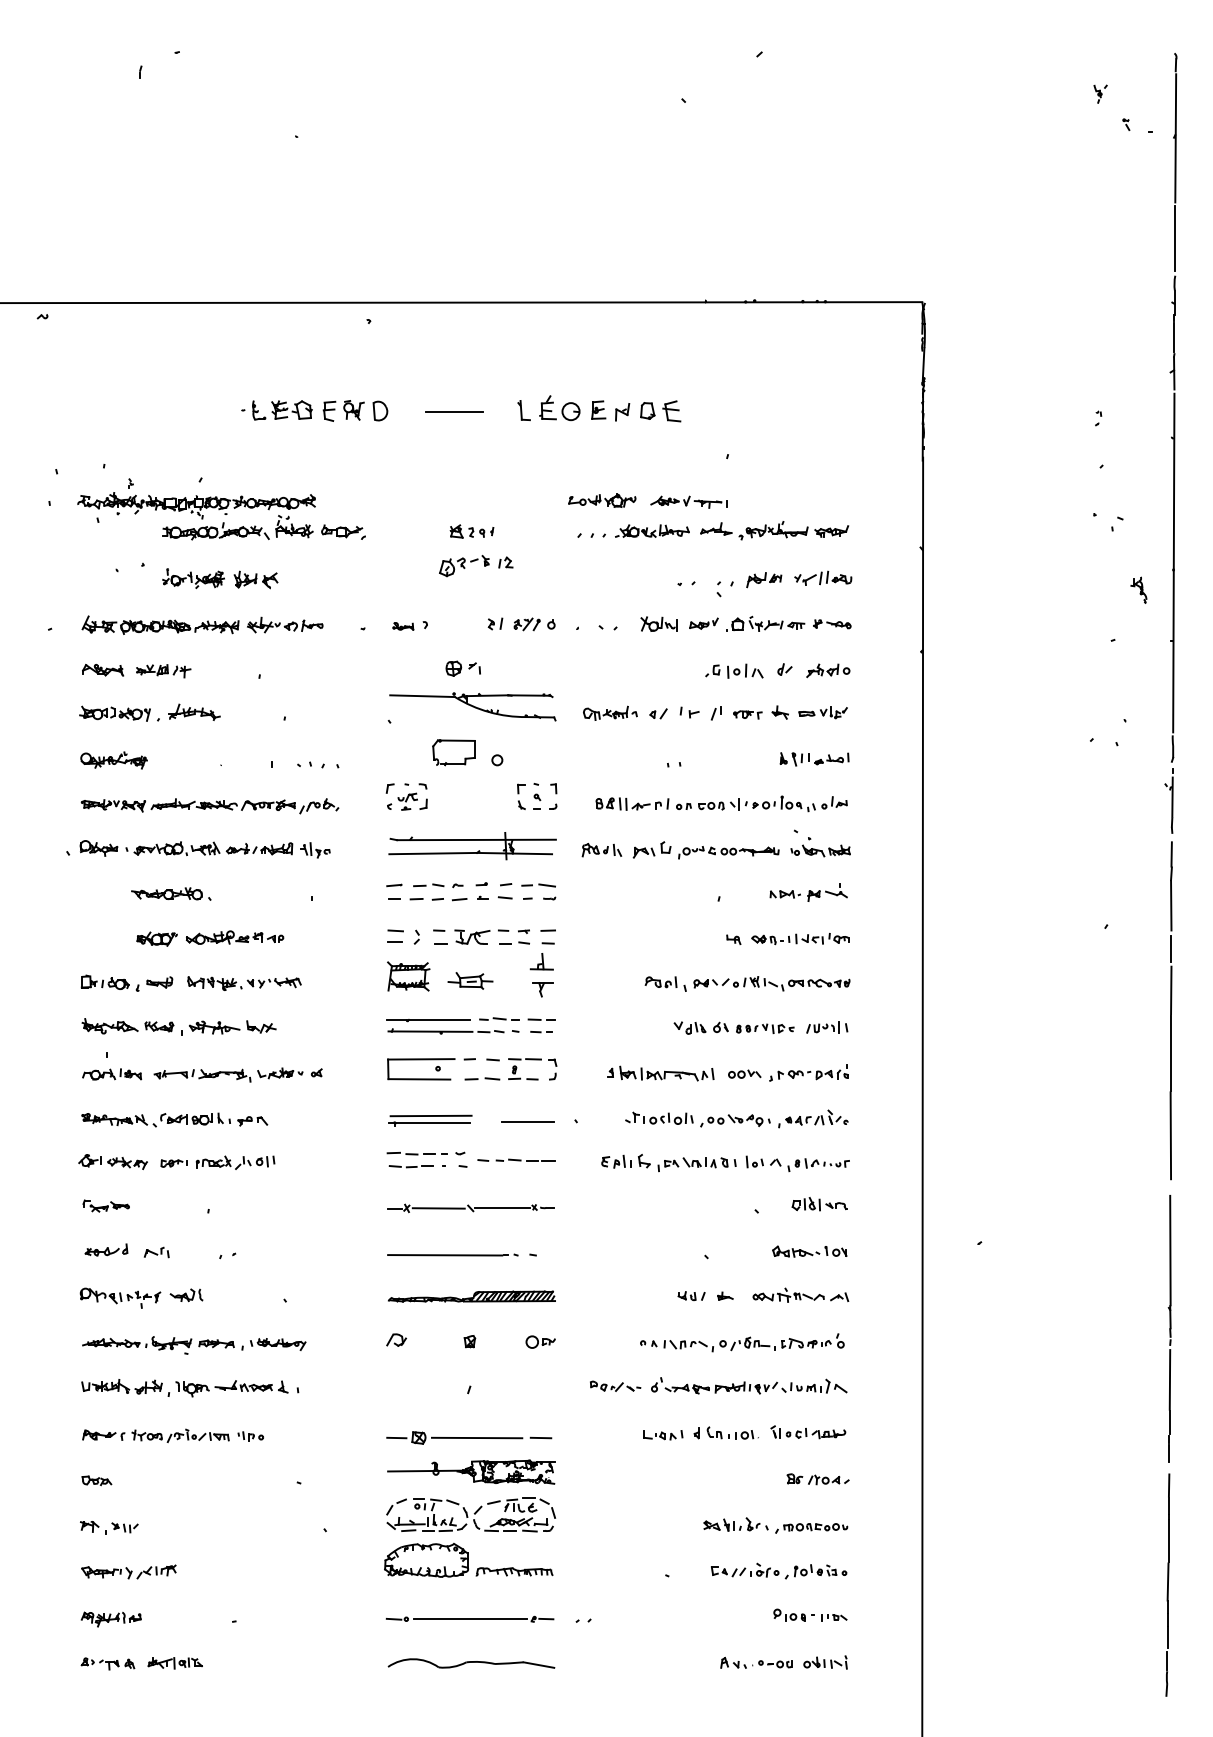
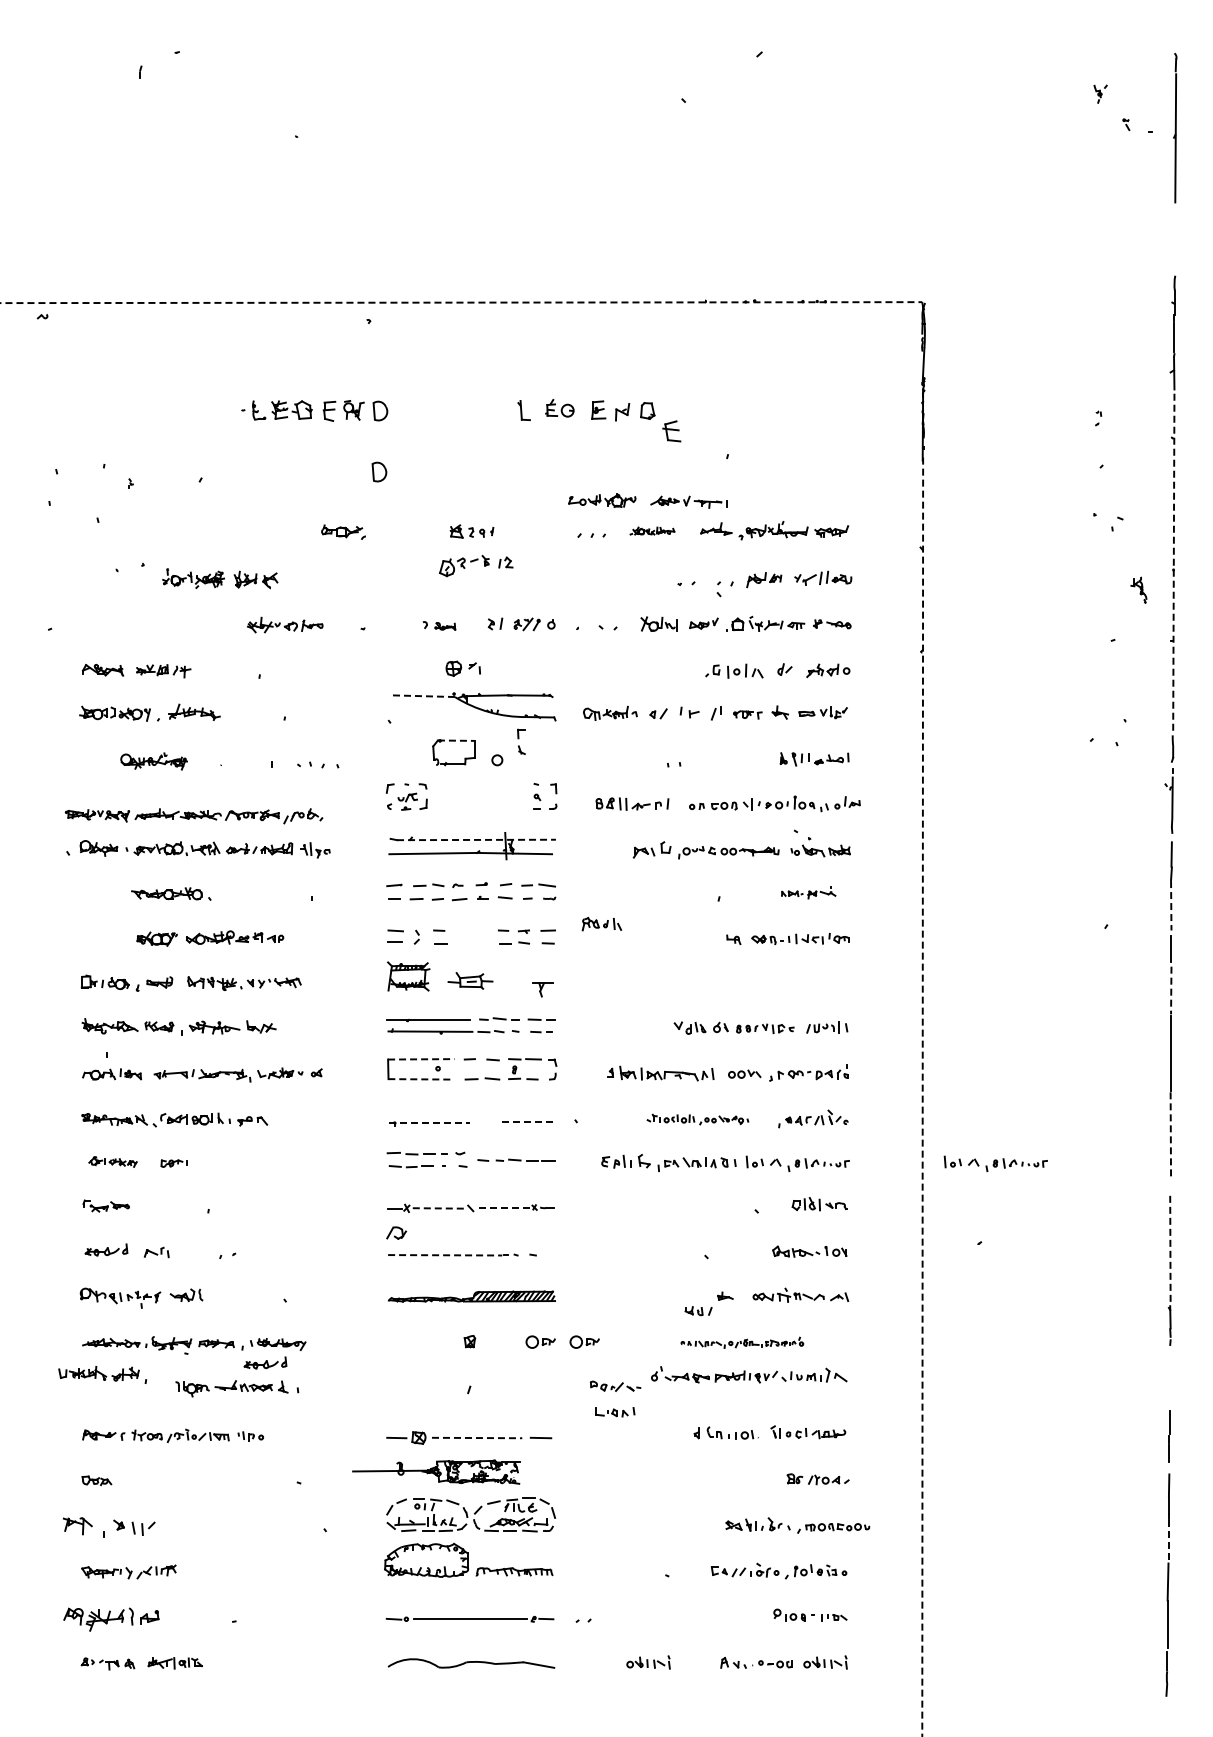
line: present -> none (1175, 238)
line: solid -> dashed (461, 302)
part size: 42x27 px -> 30x19 px (559, 408)
part position: (671, 411) -> (671, 431) (671, 431)
line: present -> none (454, 412)
part: none -> present (379, 471)
part: present -> none (196, 516)
part size: 75x14 px -> 47x10 px (652, 530)
line: solid -> dashed (1173, 563)
part: present -> none (160, 624)
part position: (403, 626) -> (445, 626) (445, 626)
line: solid -> dashed (422, 696)
line: solid -> dashed (456, 740)
part position: (113, 760) -> (153, 761) (153, 761)
part position: (521, 796) -> (521, 741) (521, 741)
part position: (761, 803) -> (774, 803) (774, 803)
part position: (209, 806) -> (193, 816) (193, 816)
line: solid -> dashed (476, 839)
part position: (601, 850) -> (601, 924) (601, 924)
part size: 79x19 px -> 56x14 px (808, 892)
line: solid -> dashed (1171, 905)
part: present -> none (472, 936)
part: present -> none (541, 961)
part: present -> none (747, 983)
line: solid -> dashed (1171, 990)
line: solid -> dashed (421, 1059)
line: solid -> dashed (419, 1079)
line: solid -> dashed (922, 1097)
line: present -> none (430, 1115)
part size: 146x17 px -> 104x13 px (697, 1119)
line: solid -> dashed (528, 1121)
line: solid -> dashed (429, 1122)
line: solid -> dashed (1170, 1136)
part size: 70x16 px -> 50x12 px (112, 1161)
part: present -> none (235, 1162)
part: none -> present (995, 1163)
line: solid -> dashed (502, 1207)
line: solid -> dashed (438, 1208)
line: solid -> dashed (1170, 1250)
line: solid -> dashed (445, 1255)
part position: (691, 1295) -> (698, 1310) (698, 1310)
part position: (396, 1339) -> (396, 1232) (396, 1232)
part: none -> present (584, 1341)
part size: 205x20 px -> 125x13 px (742, 1342)
part: none -> present (265, 1362)
line: present -> none (1169, 1379)
part position: (749, 1385) -> (749, 1374) (749, 1374)
part position: (125, 1387) -> (102, 1374) (102, 1374)
part position: (663, 1435) -> (615, 1412) (615, 1412)
line: solid -> dashed (477, 1438)
part position: (471, 1471) -> (436, 1471) (436, 1471)
part position: (775, 1525) -> (797, 1525) (797, 1525)
part size: 59x14 px -> 93x21 px (109, 1527)
line: solid -> dashed (1168, 1541)
part size: 62x17 px -> 97x25 px (111, 1619)
part: none -> present (648, 1662)
